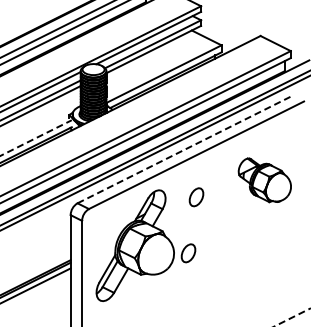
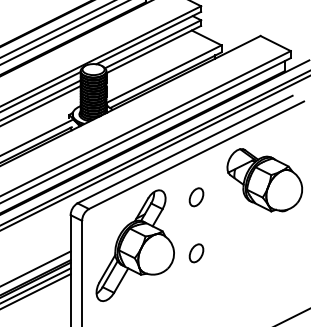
line: dashed -> solid (36, 138)
line: dashed -> solid (185, 149)
part size: 55x47 px -> 78x65 px (264, 180)
part position: (188, 253) -> (196, 253) (196, 253)
line: none -> present (36, 268)
line: none -> present (36, 291)
line: dashed -> solid (293, 317)
